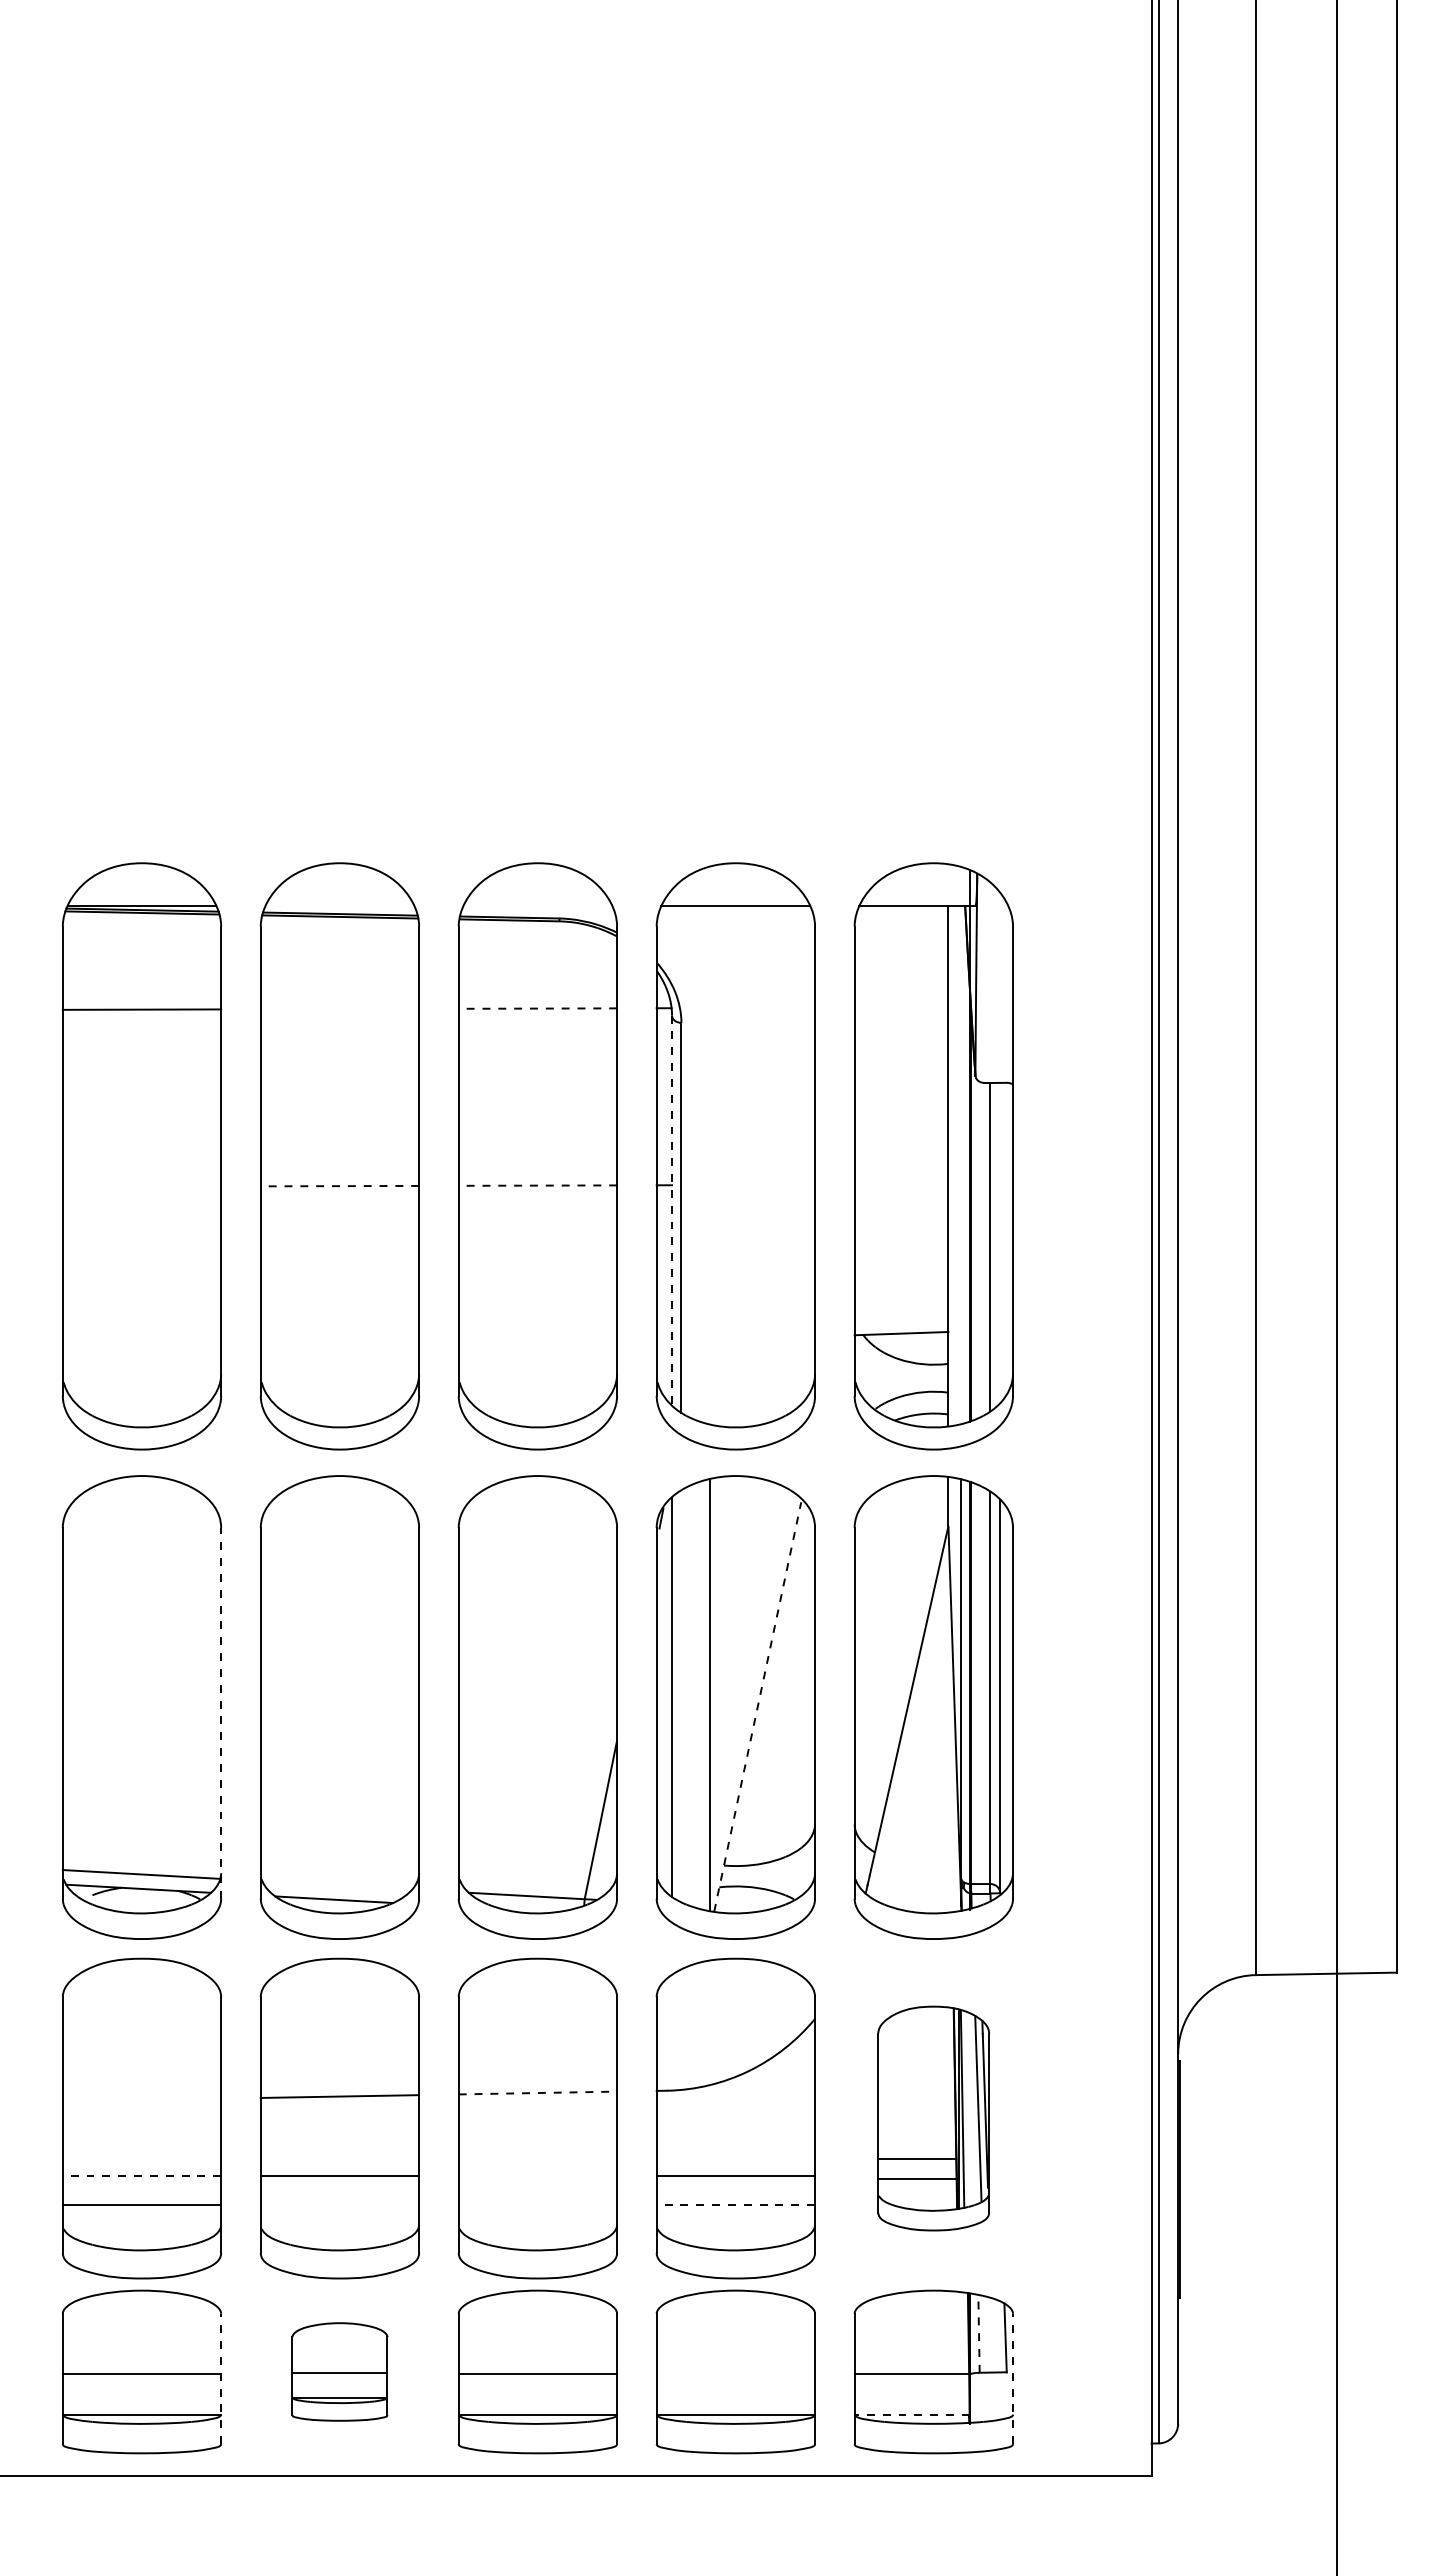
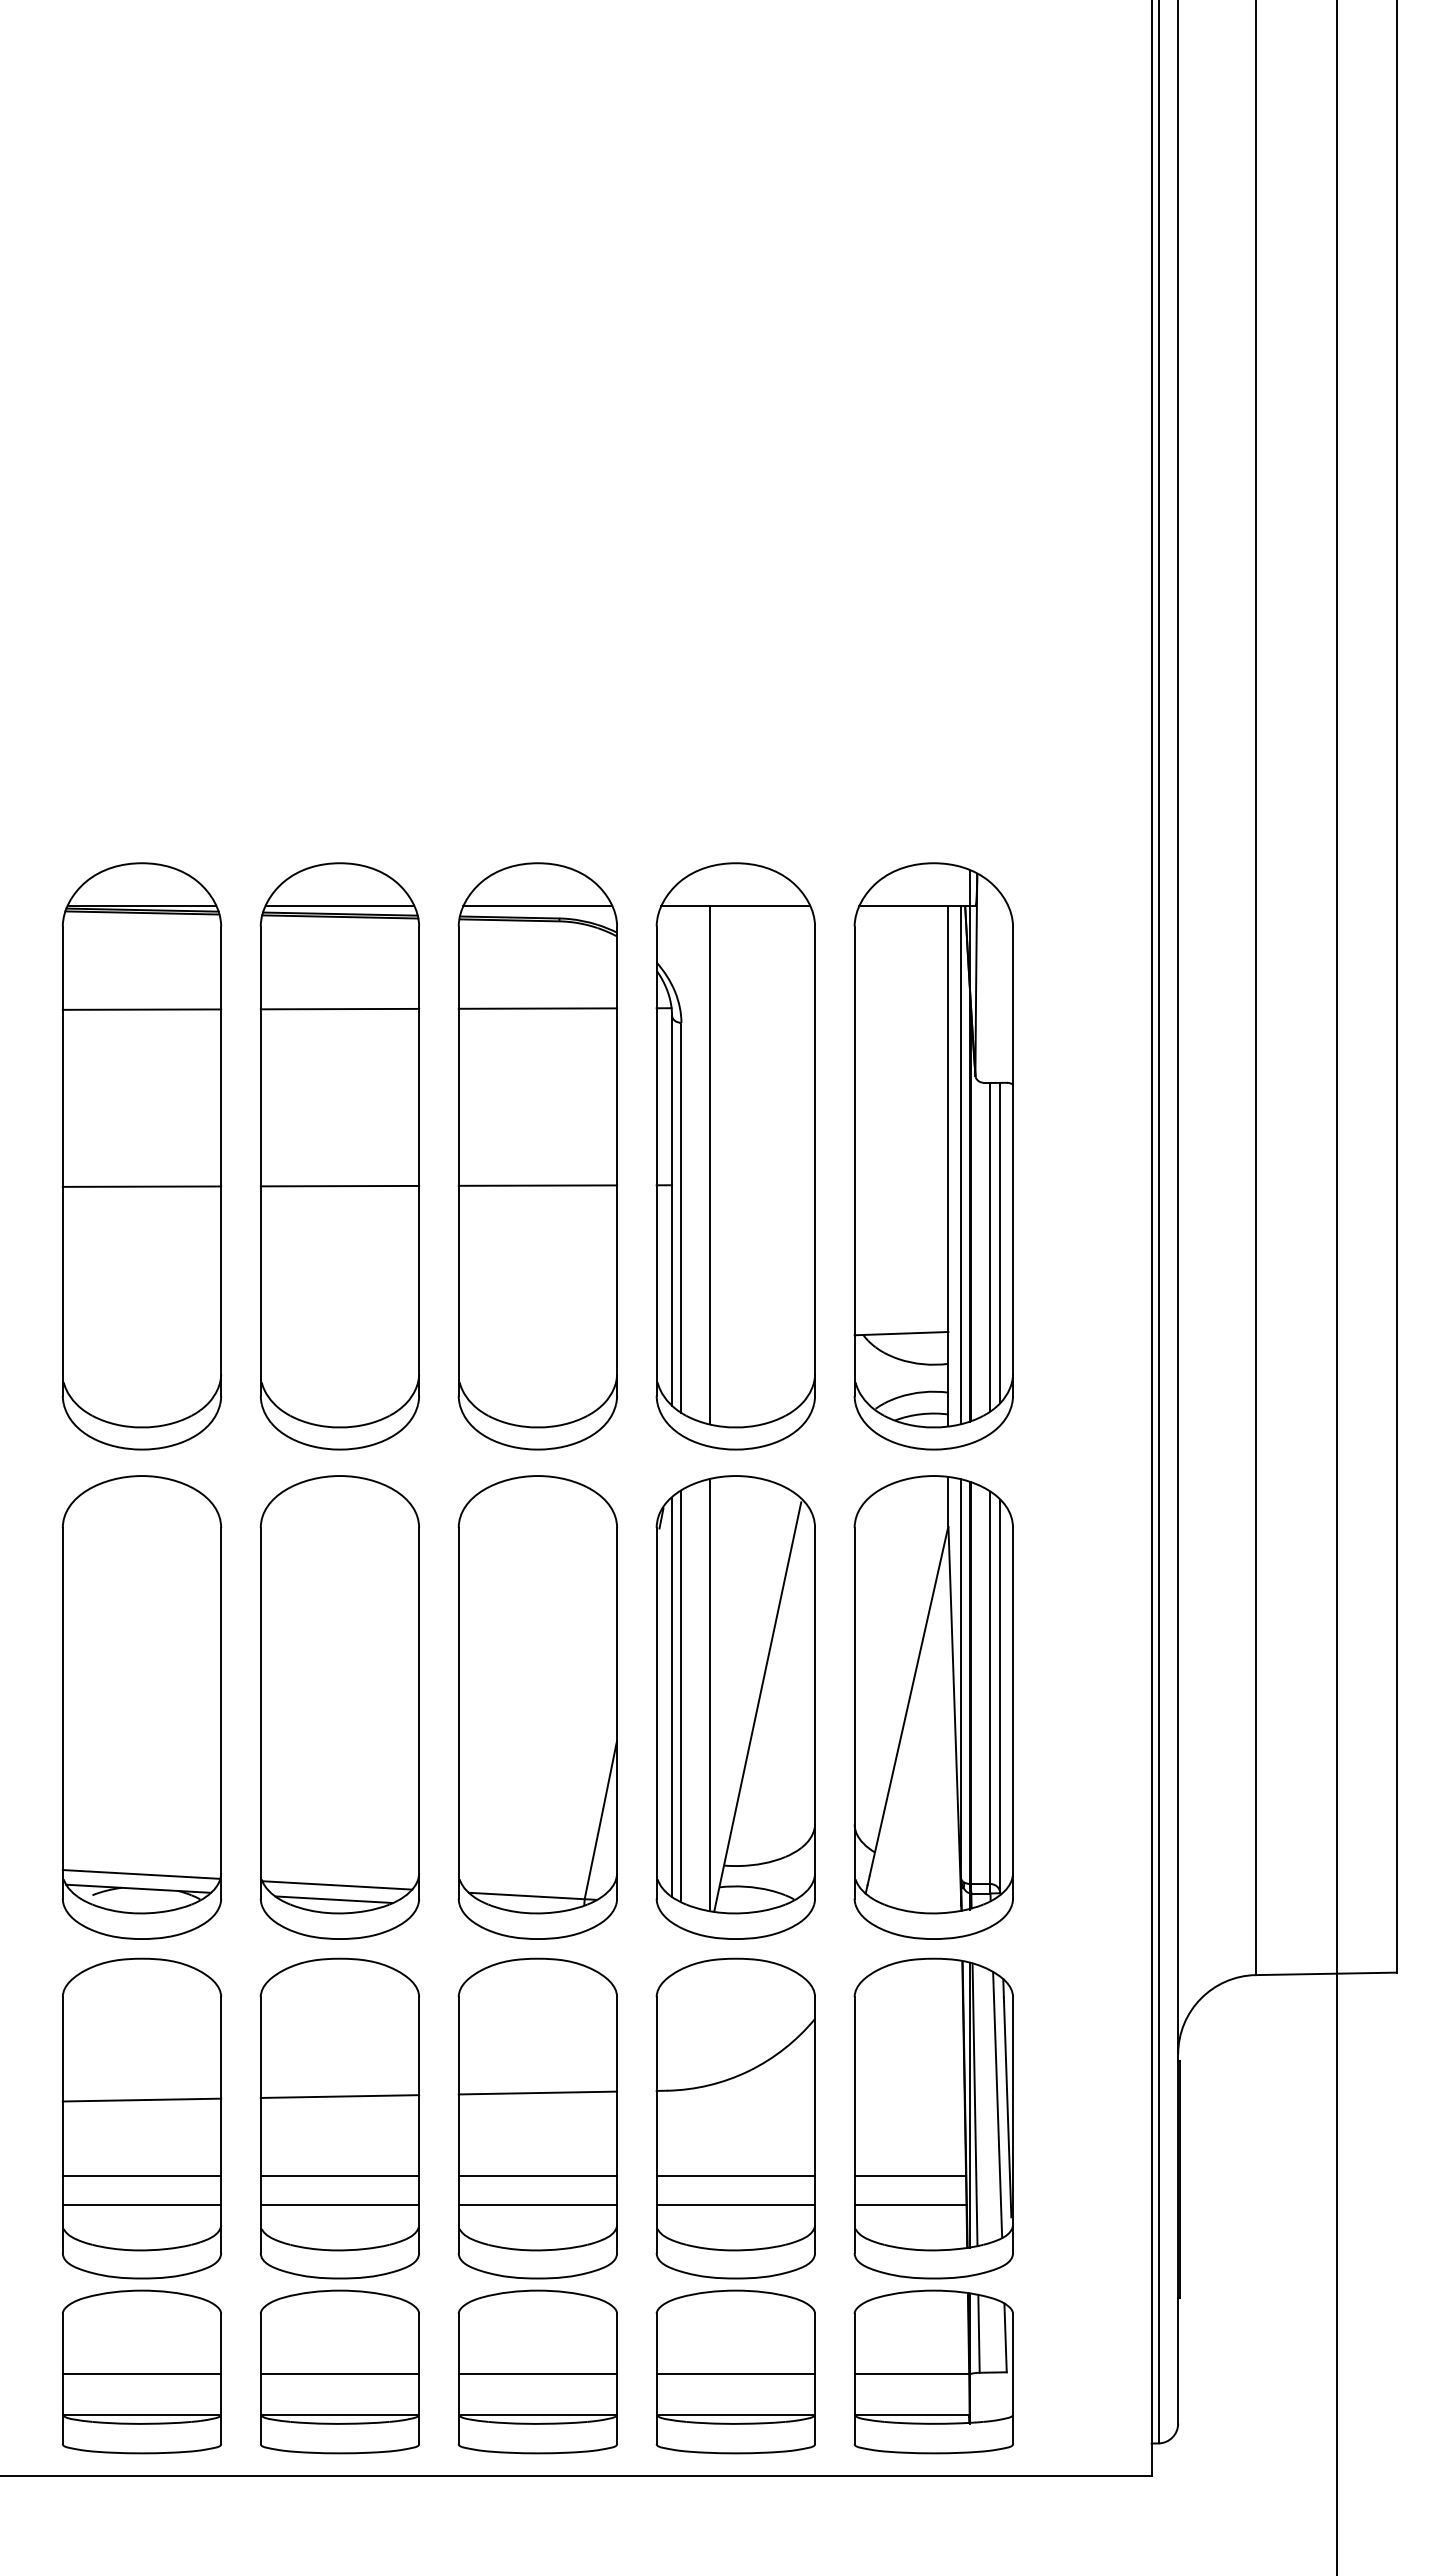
line: none -> present (339, 905)
line: none -> present (537, 905)
line: none -> present (339, 1008)
line: dashed -> solid (537, 1008)
line: none -> present (709, 1164)
line: none -> present (961, 1164)
line: dashed -> solid (537, 1185)
line: none -> present (141, 1186)
line: dashed -> solid (339, 1186)
line: dashed -> solid (672, 1210)
line: none -> present (1000, 1242)
line: none -> present (681, 1696)
line: dashed -> solid (757, 1706)
line: dashed -> solid (221, 1712)
line: none -> present (337, 1885)
line: dashed -> solid (538, 2093)
line: none -> present (141, 2099)
part size: 113x227 px -> 161x323 px (933, 2118)
line: dashed -> solid (141, 2176)
line: none -> present (537, 2176)
line: none -> present (339, 2204)
line: none -> present (537, 2204)
line: dashed -> solid (735, 2204)
line: dashed -> solid (979, 2333)
part size: 98x100 px -> 160x166 px (339, 2371)
line: none -> present (735, 2373)
line: dashed -> solid (221, 2378)
line: dashed -> solid (1013, 2378)
line: dashed -> solid (911, 2415)
